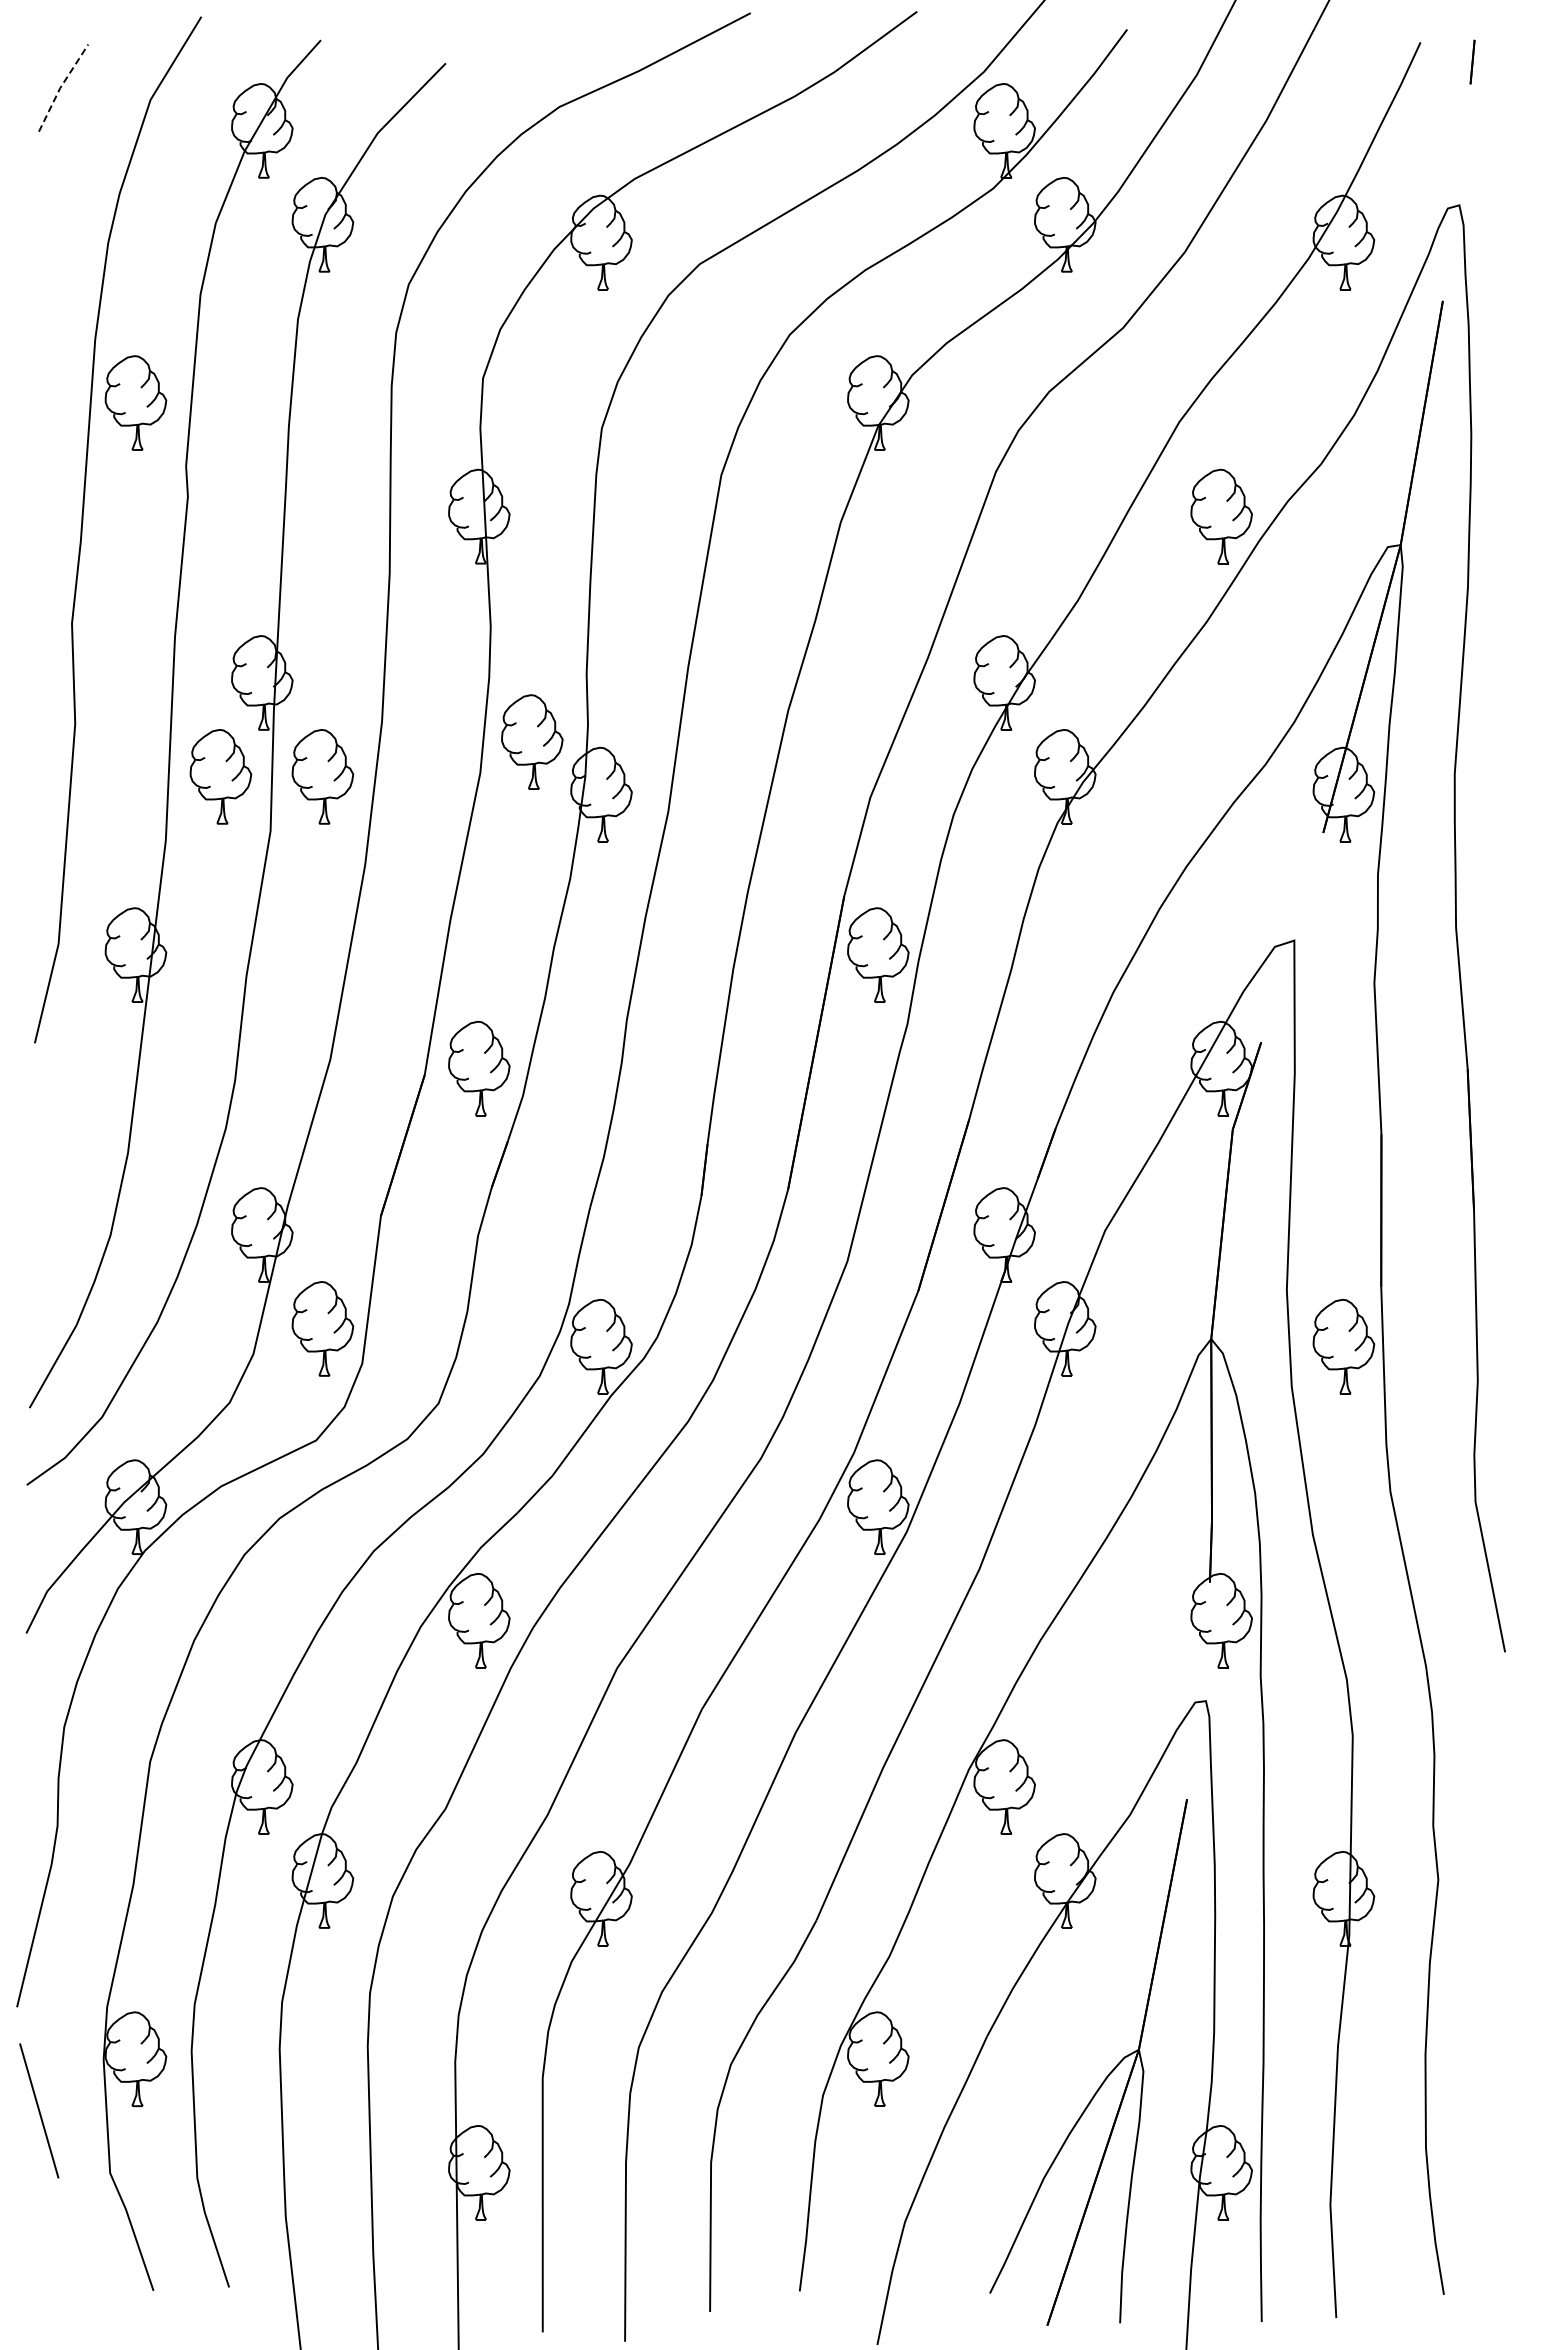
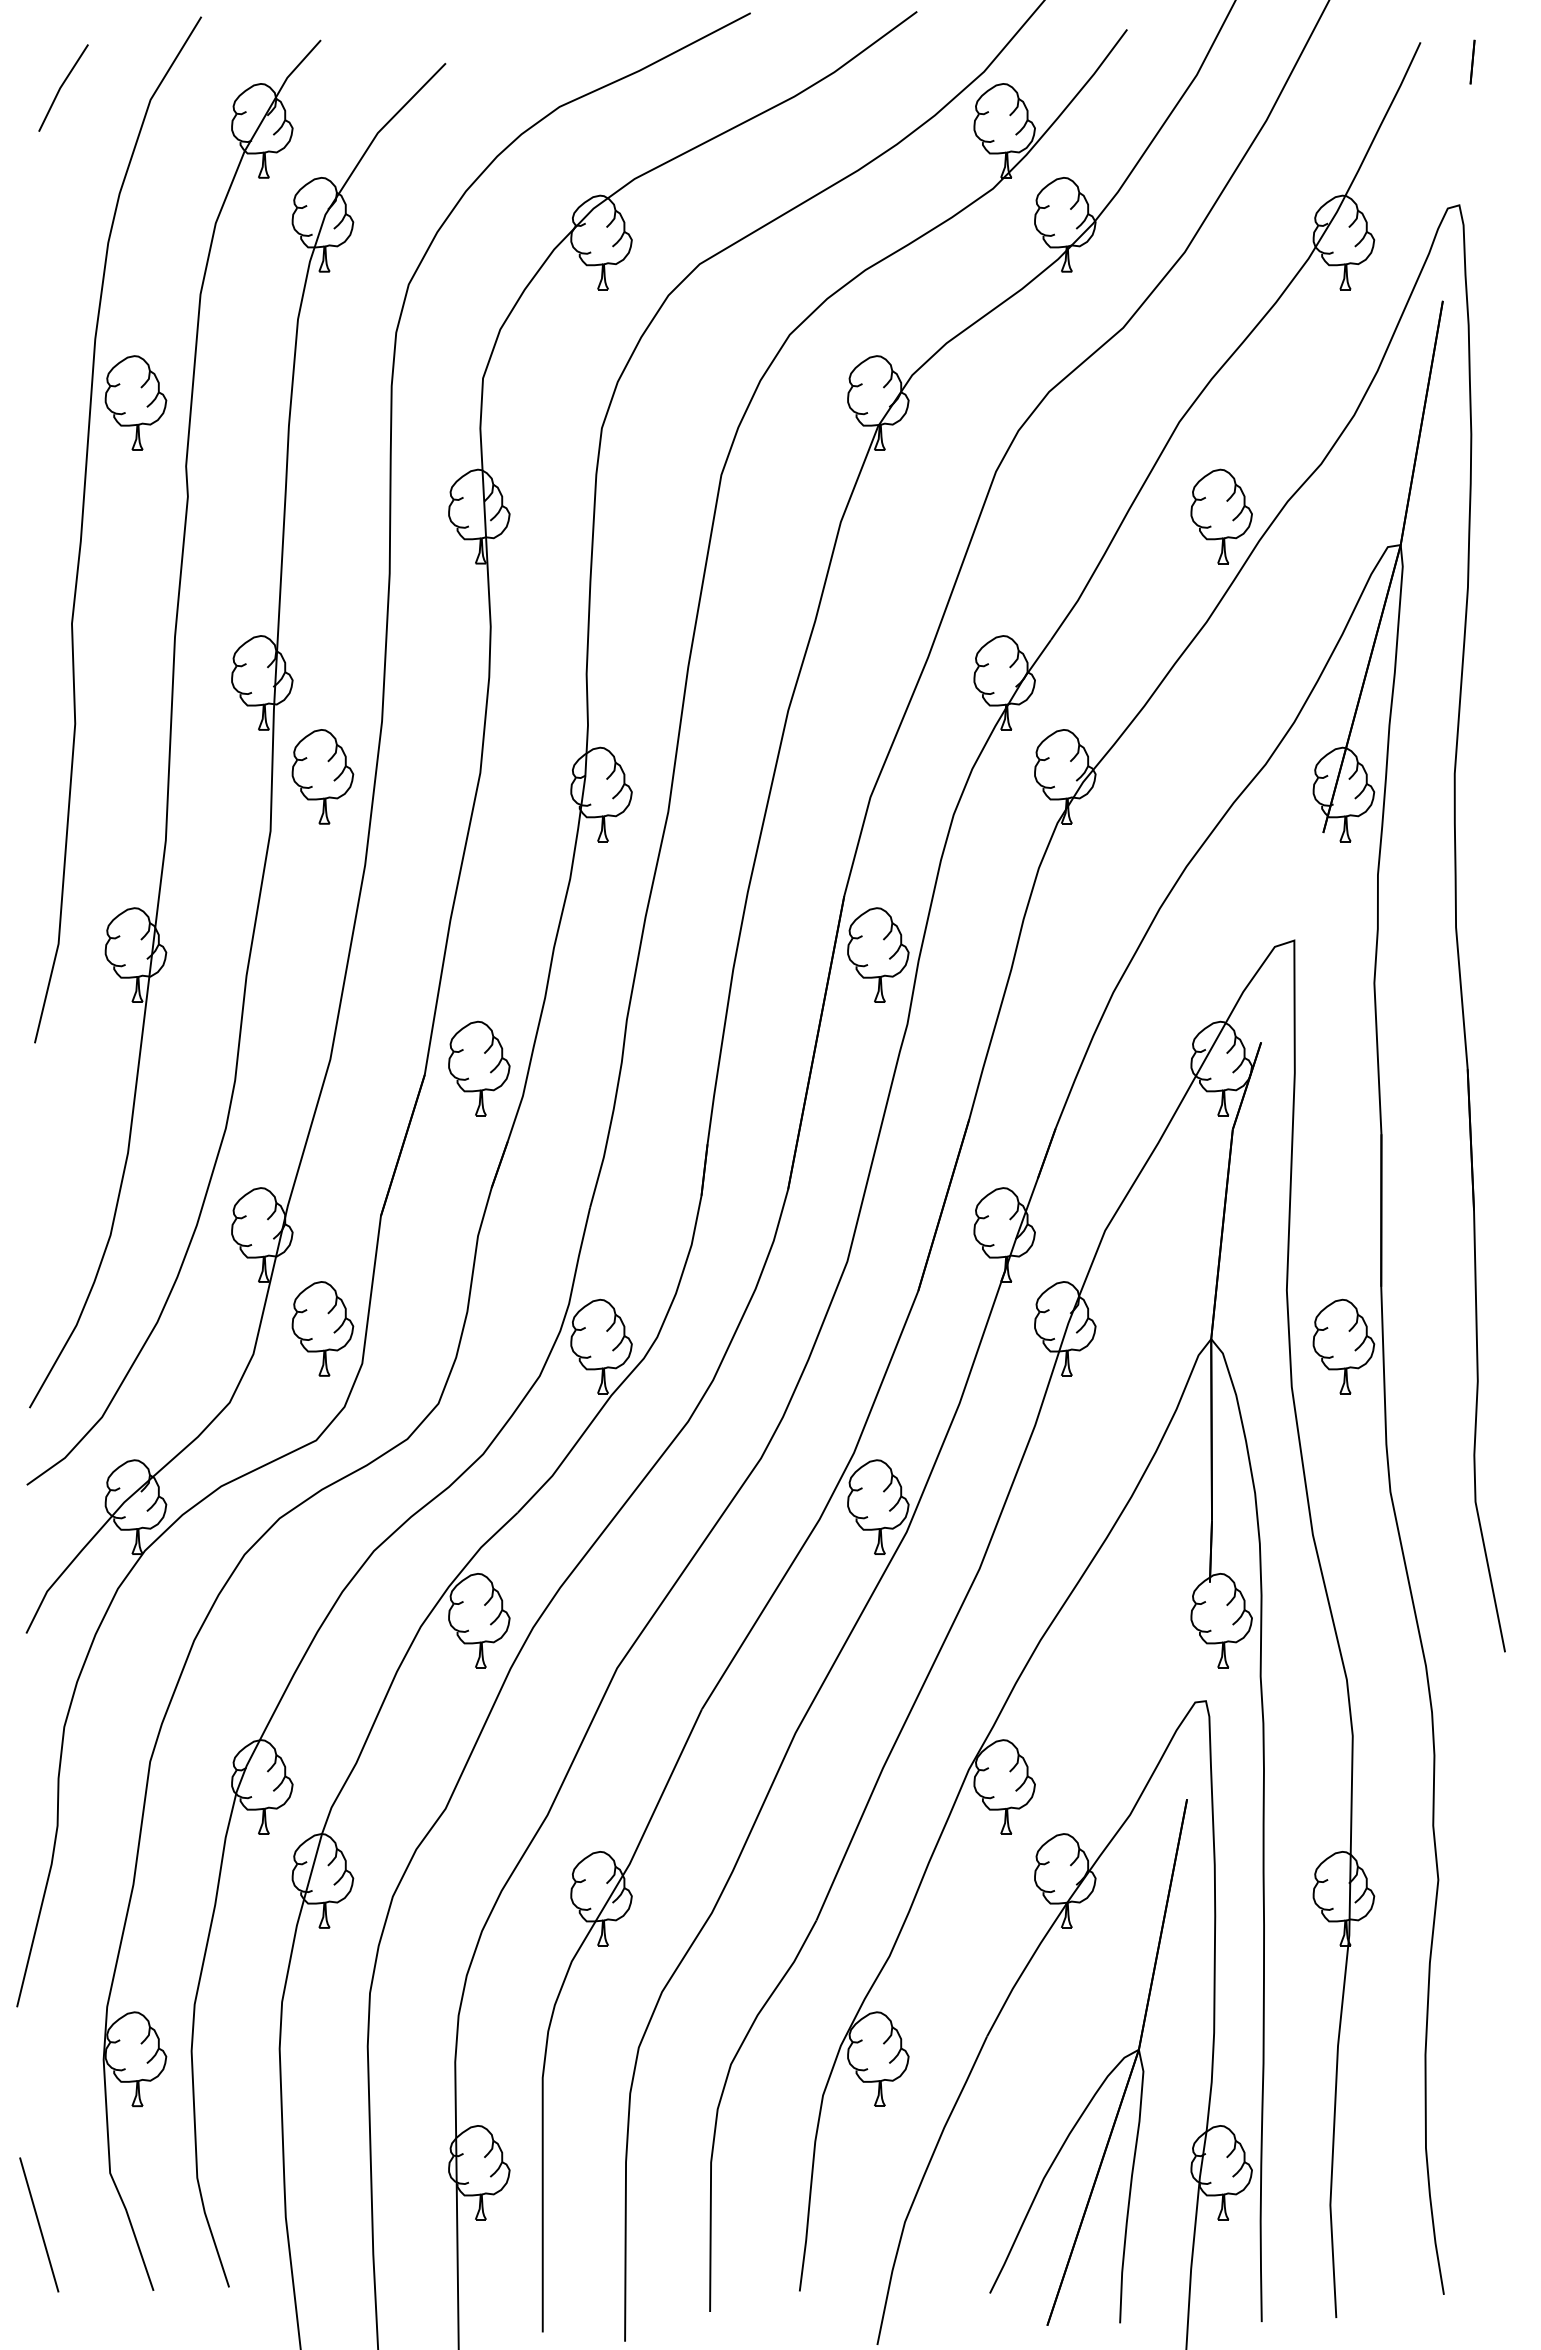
line: dashed -> solid (60, 87)
part: present -> none (532, 741)
part: present -> none (220, 776)
line position: (39, 2110) -> (39, 2224) (39, 2224)
